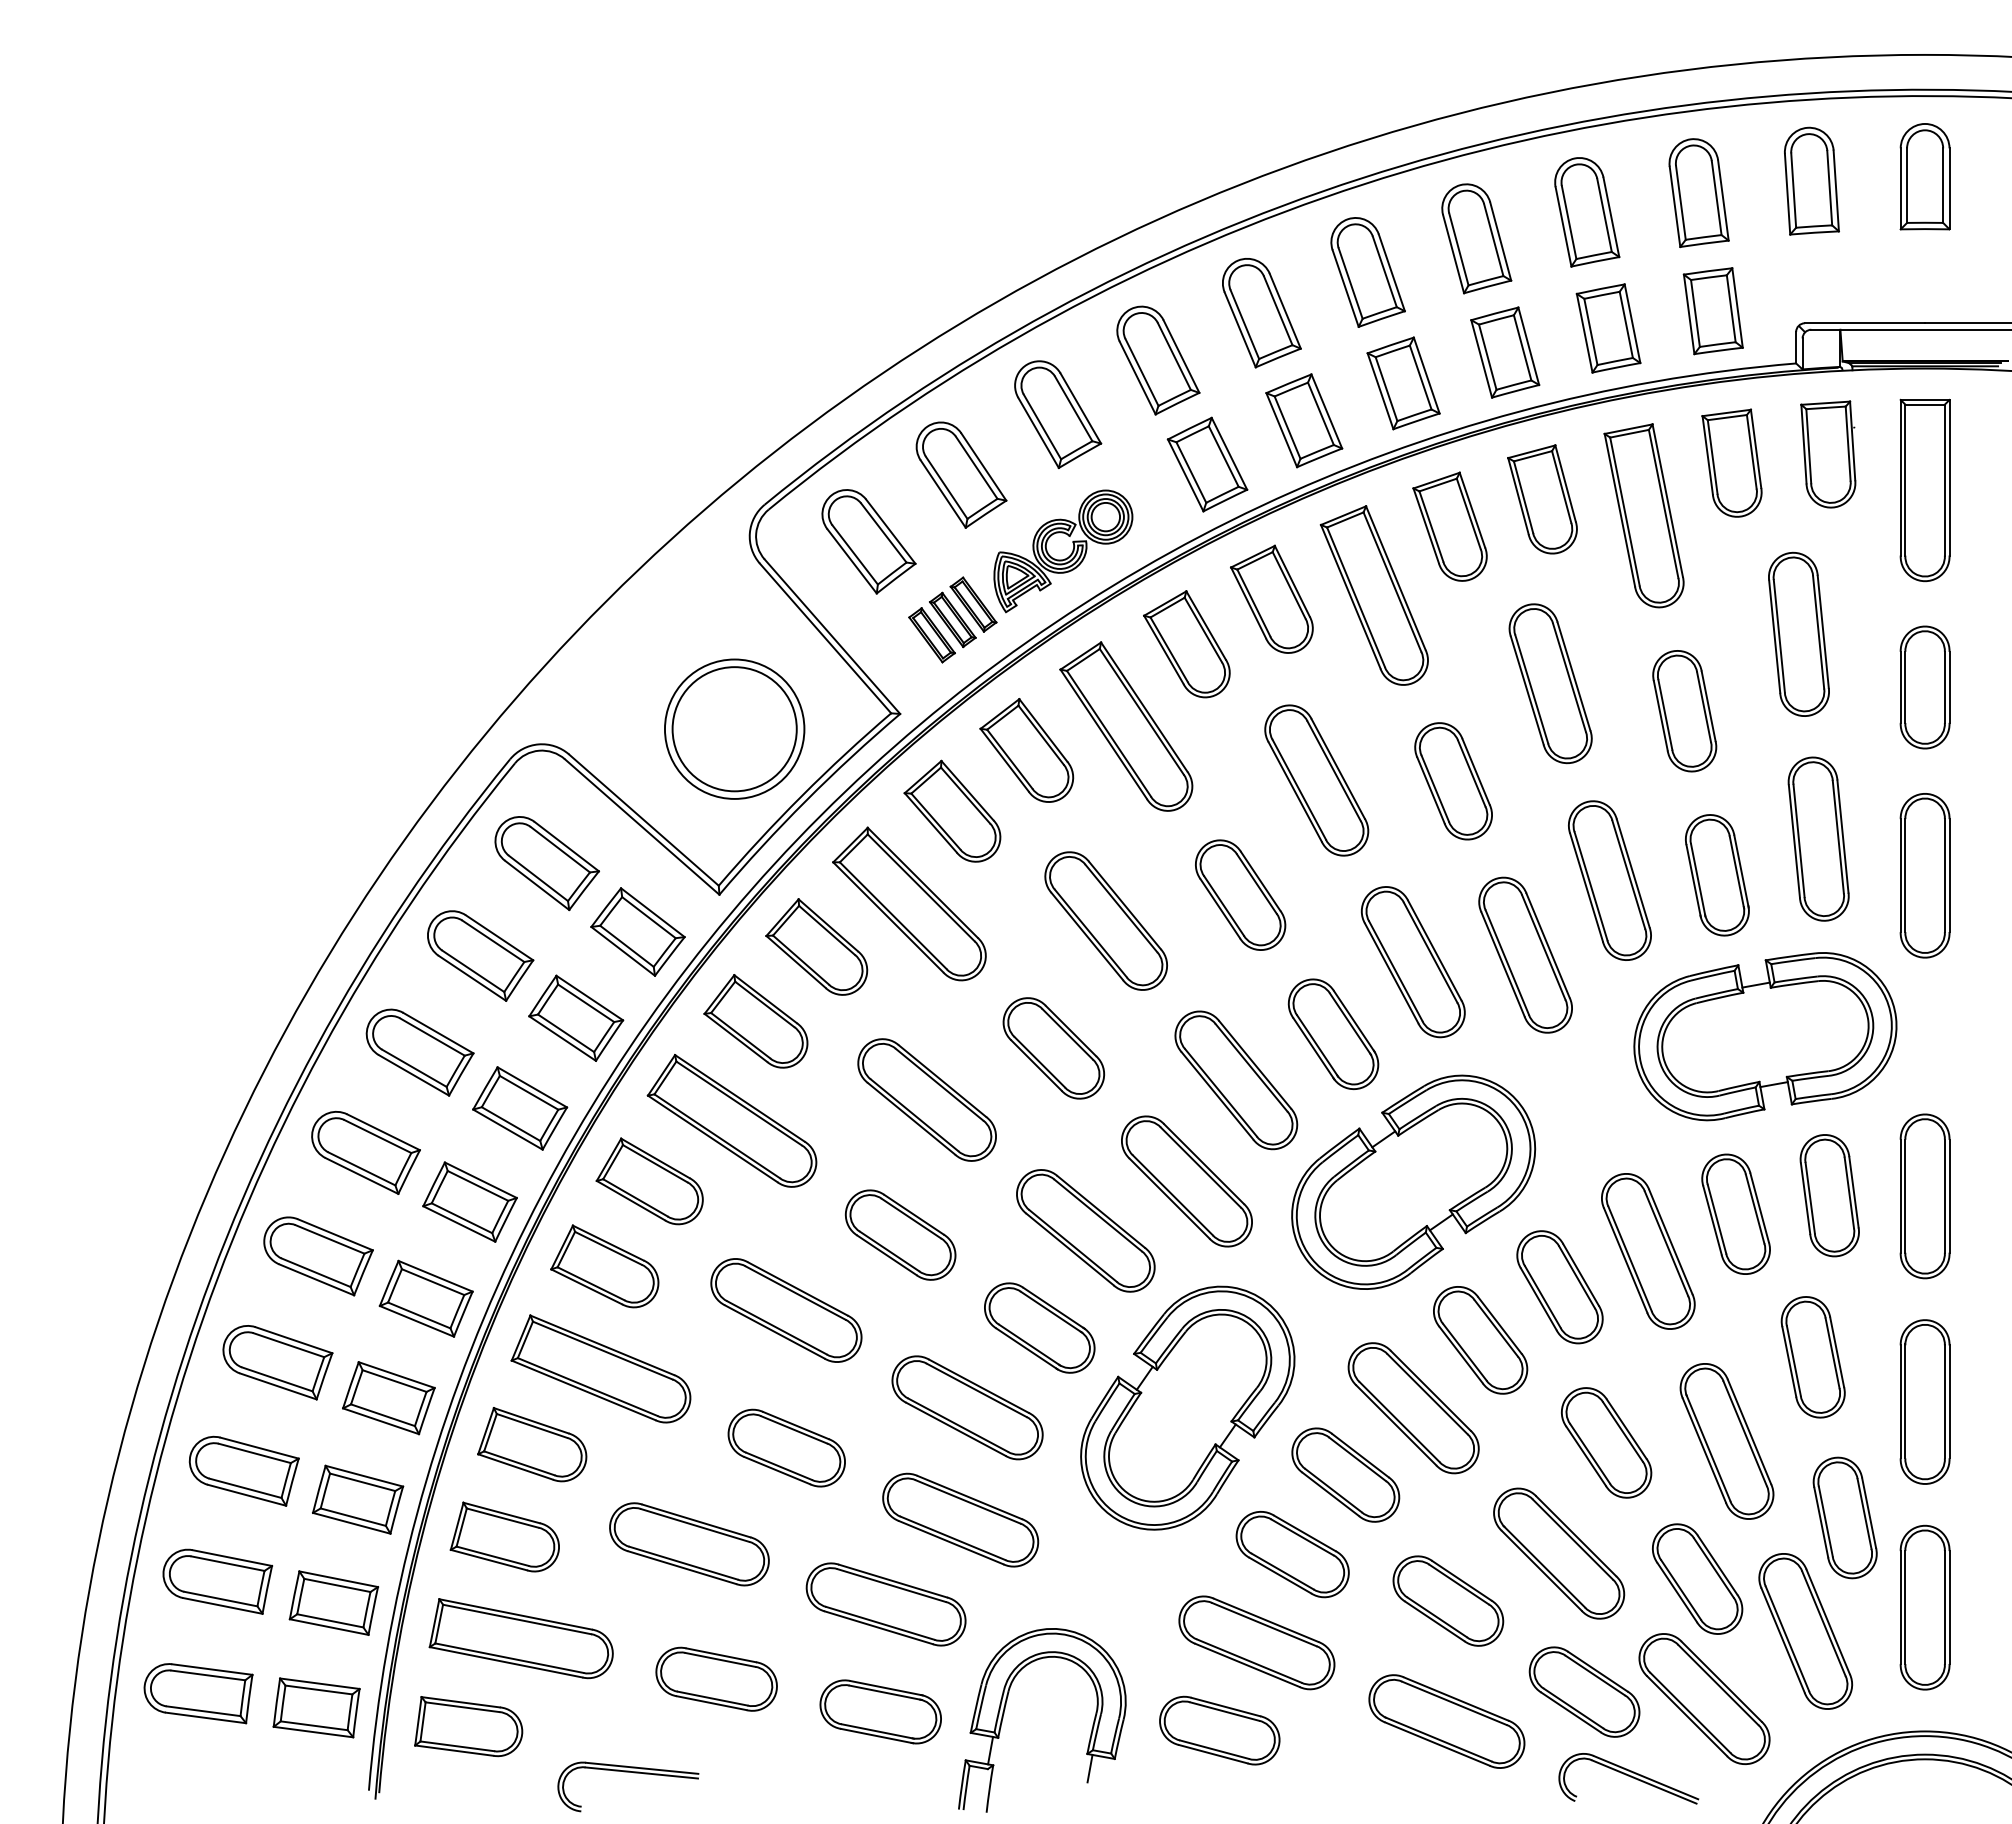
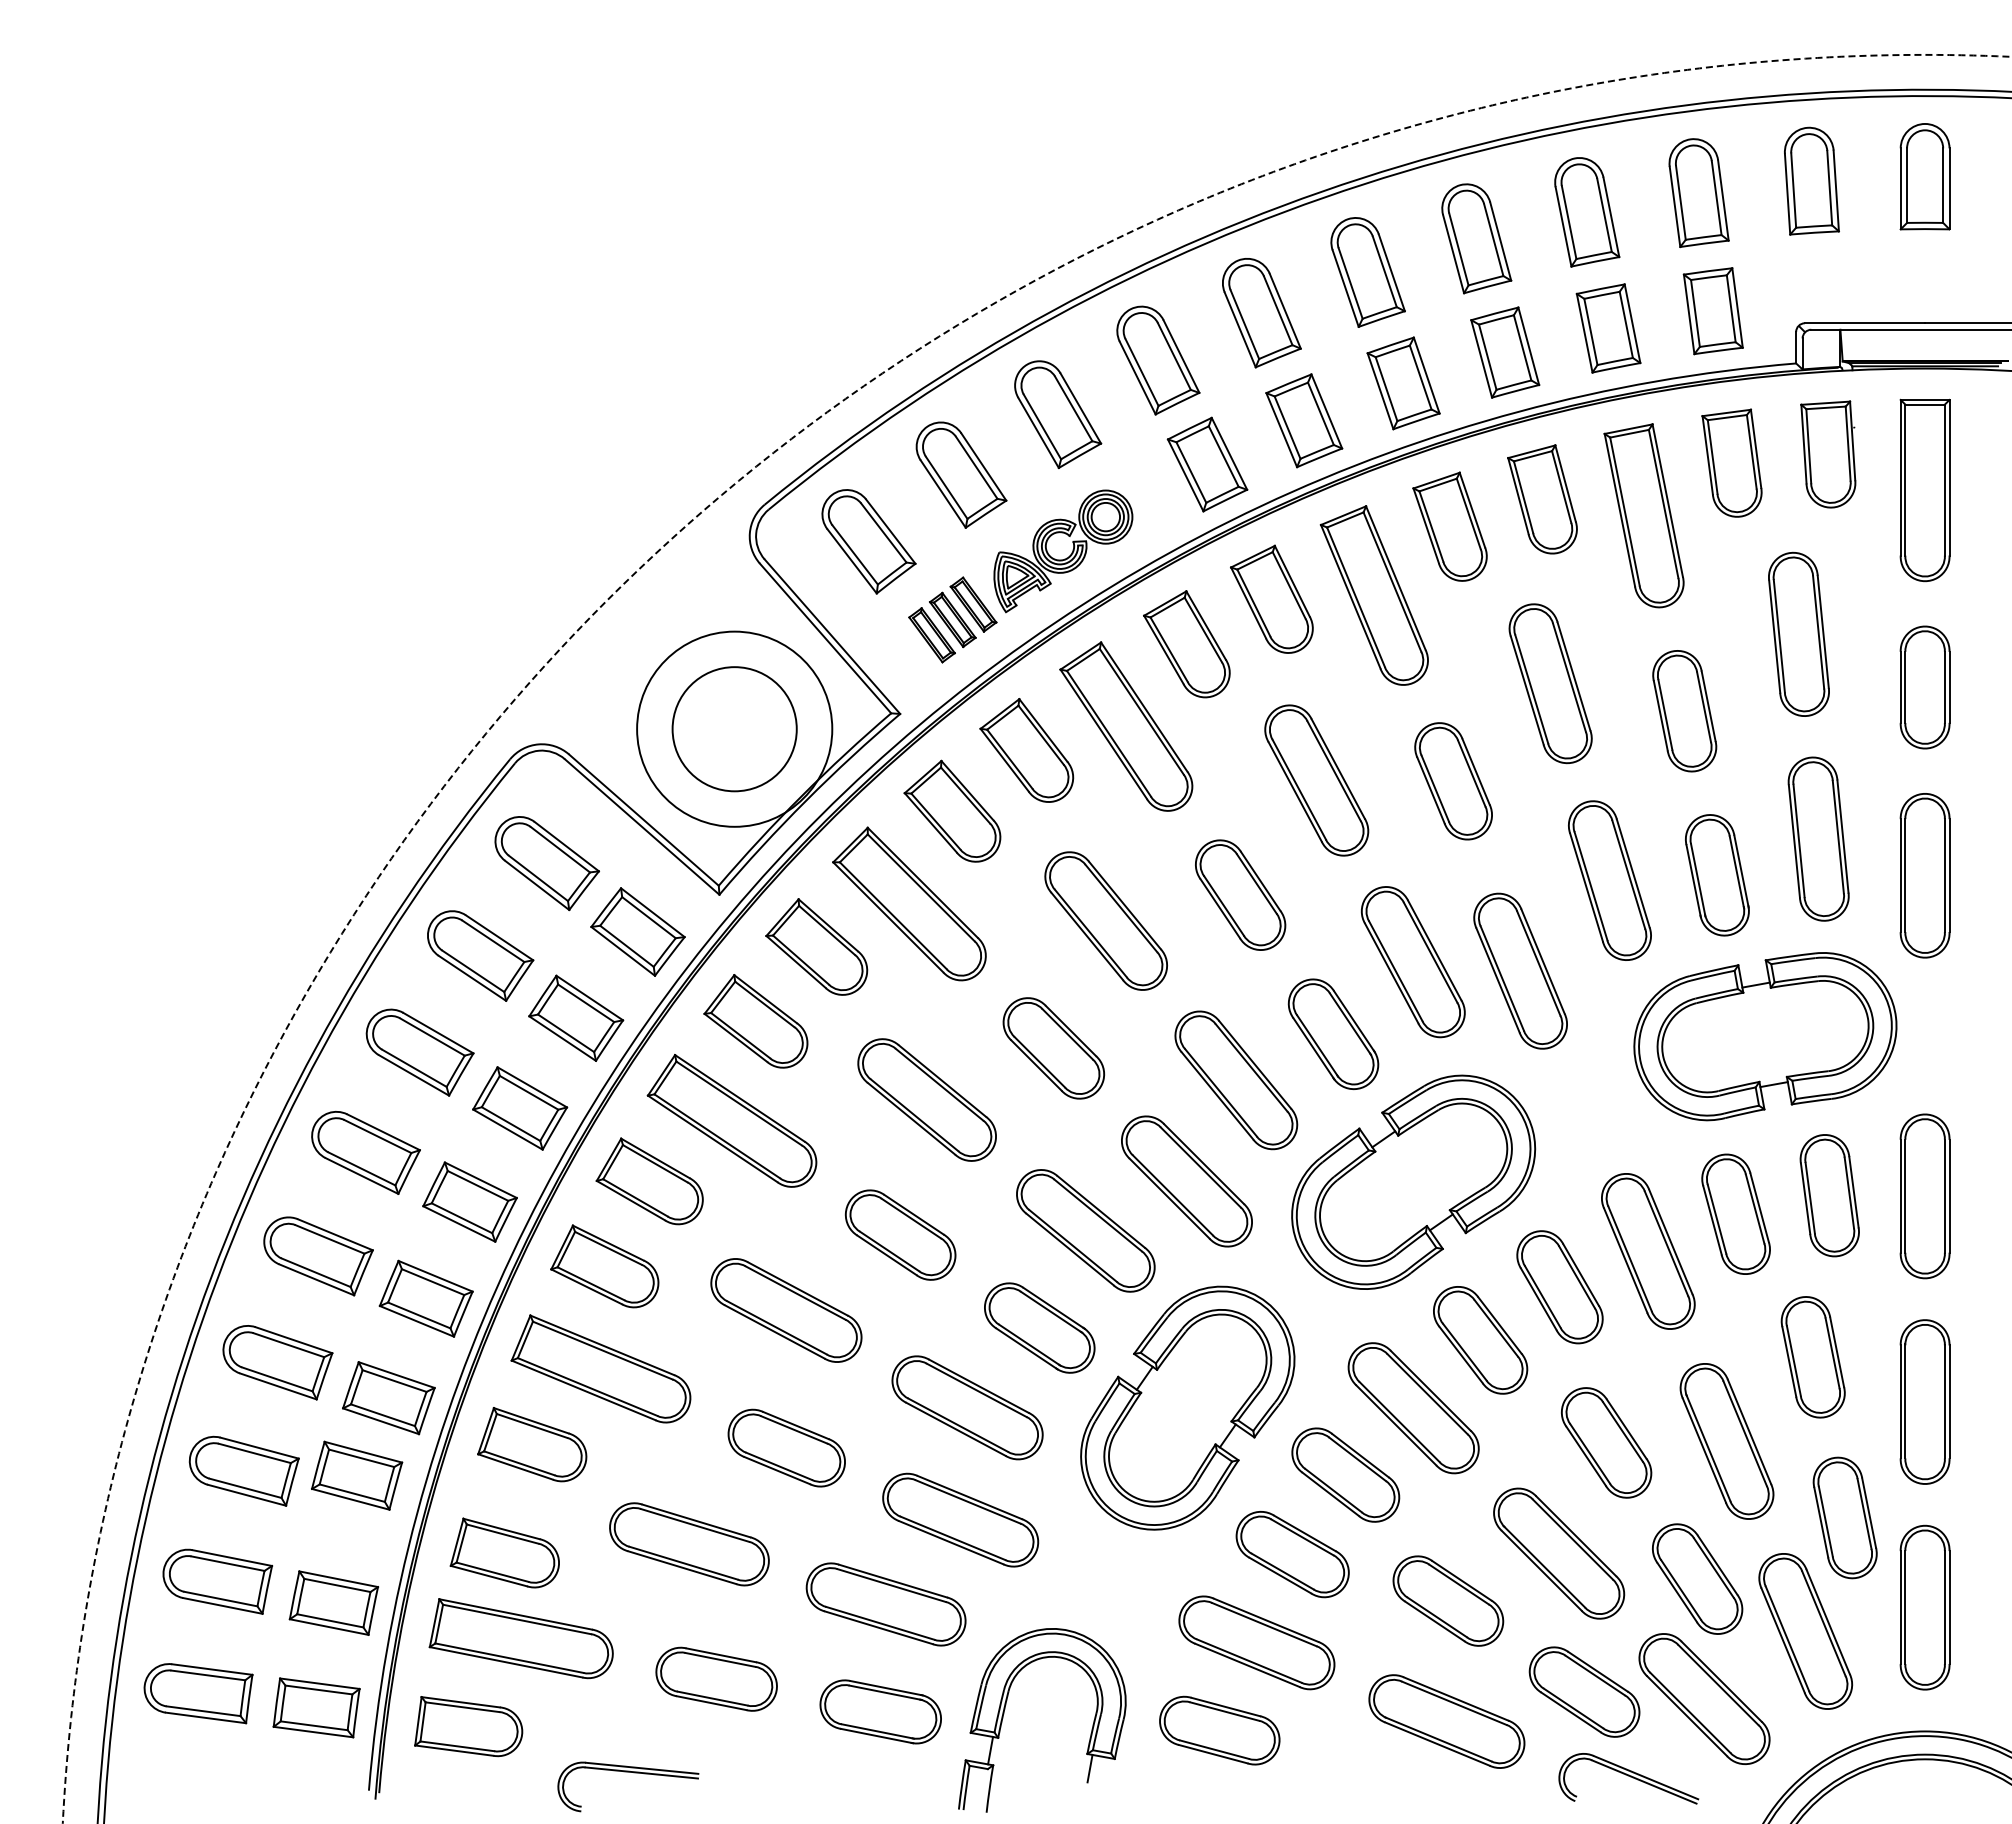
circle diameter: 139 px -> 195 px (734, 728)
circle: solid -> dashed (1036, 938)
part position: (1525, 954) -> (1520, 970) (1520, 970)
part position: (358, 1499) -> (357, 1475) (357, 1475)
part position: (504, 1536) -> (504, 1552) (504, 1552)
